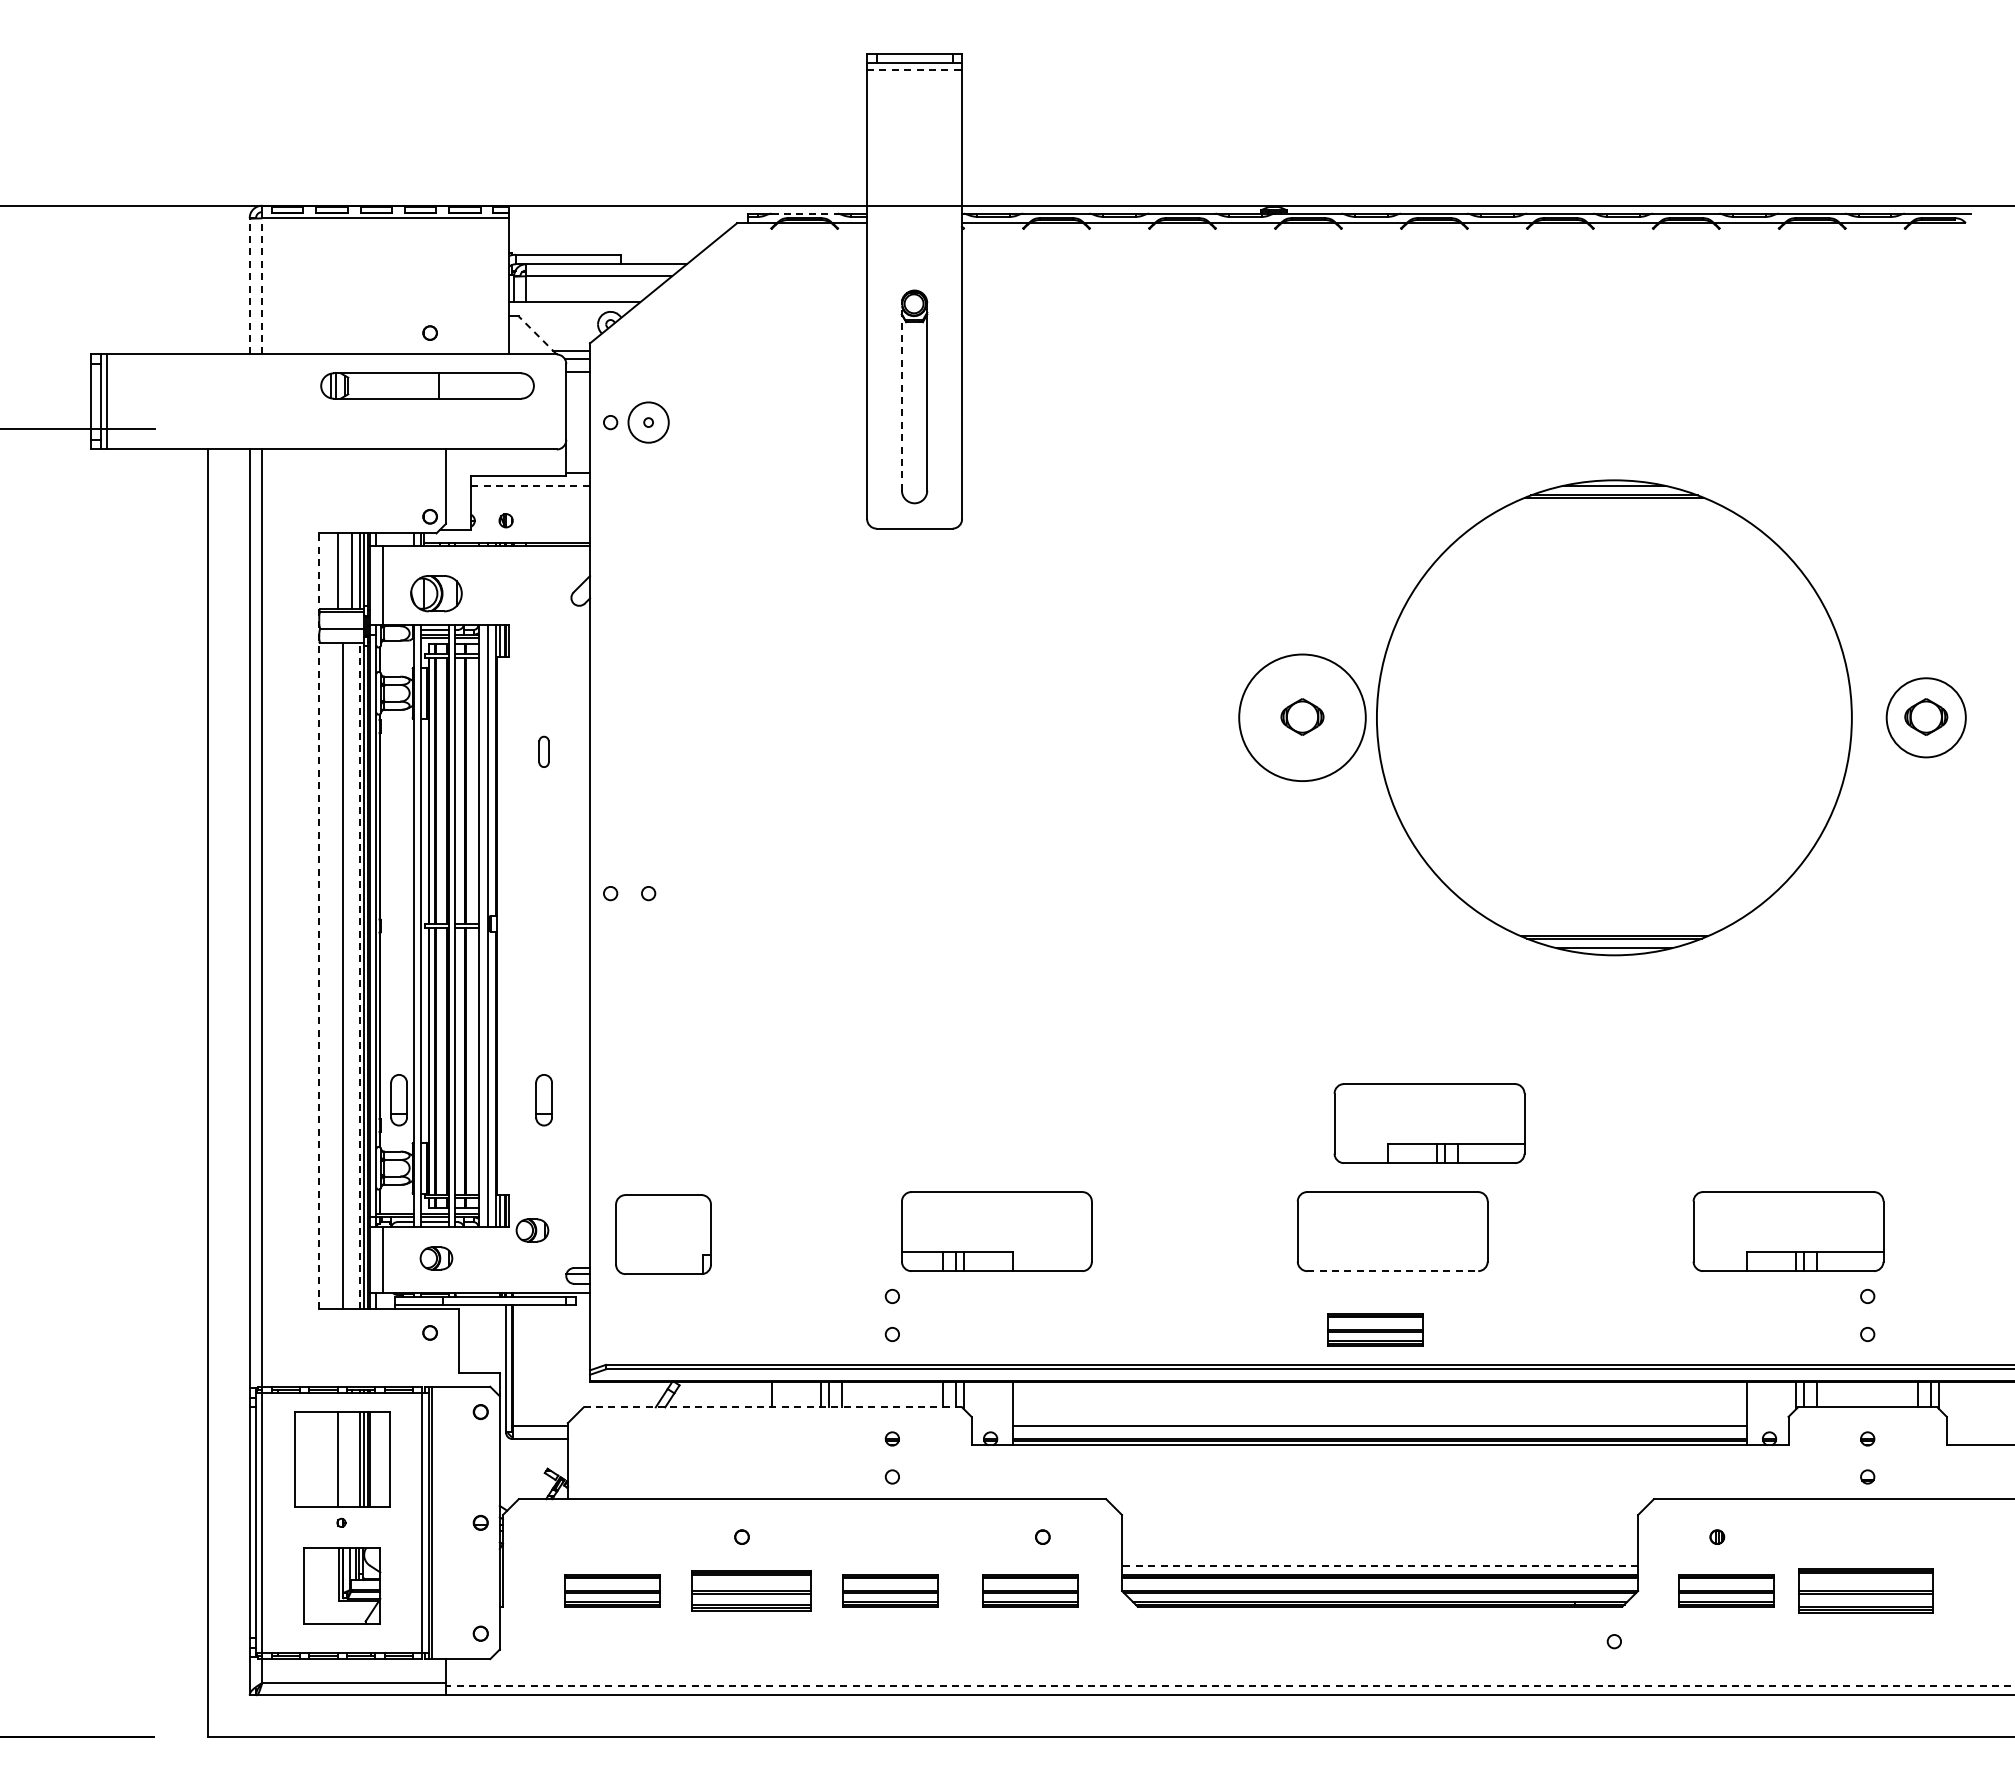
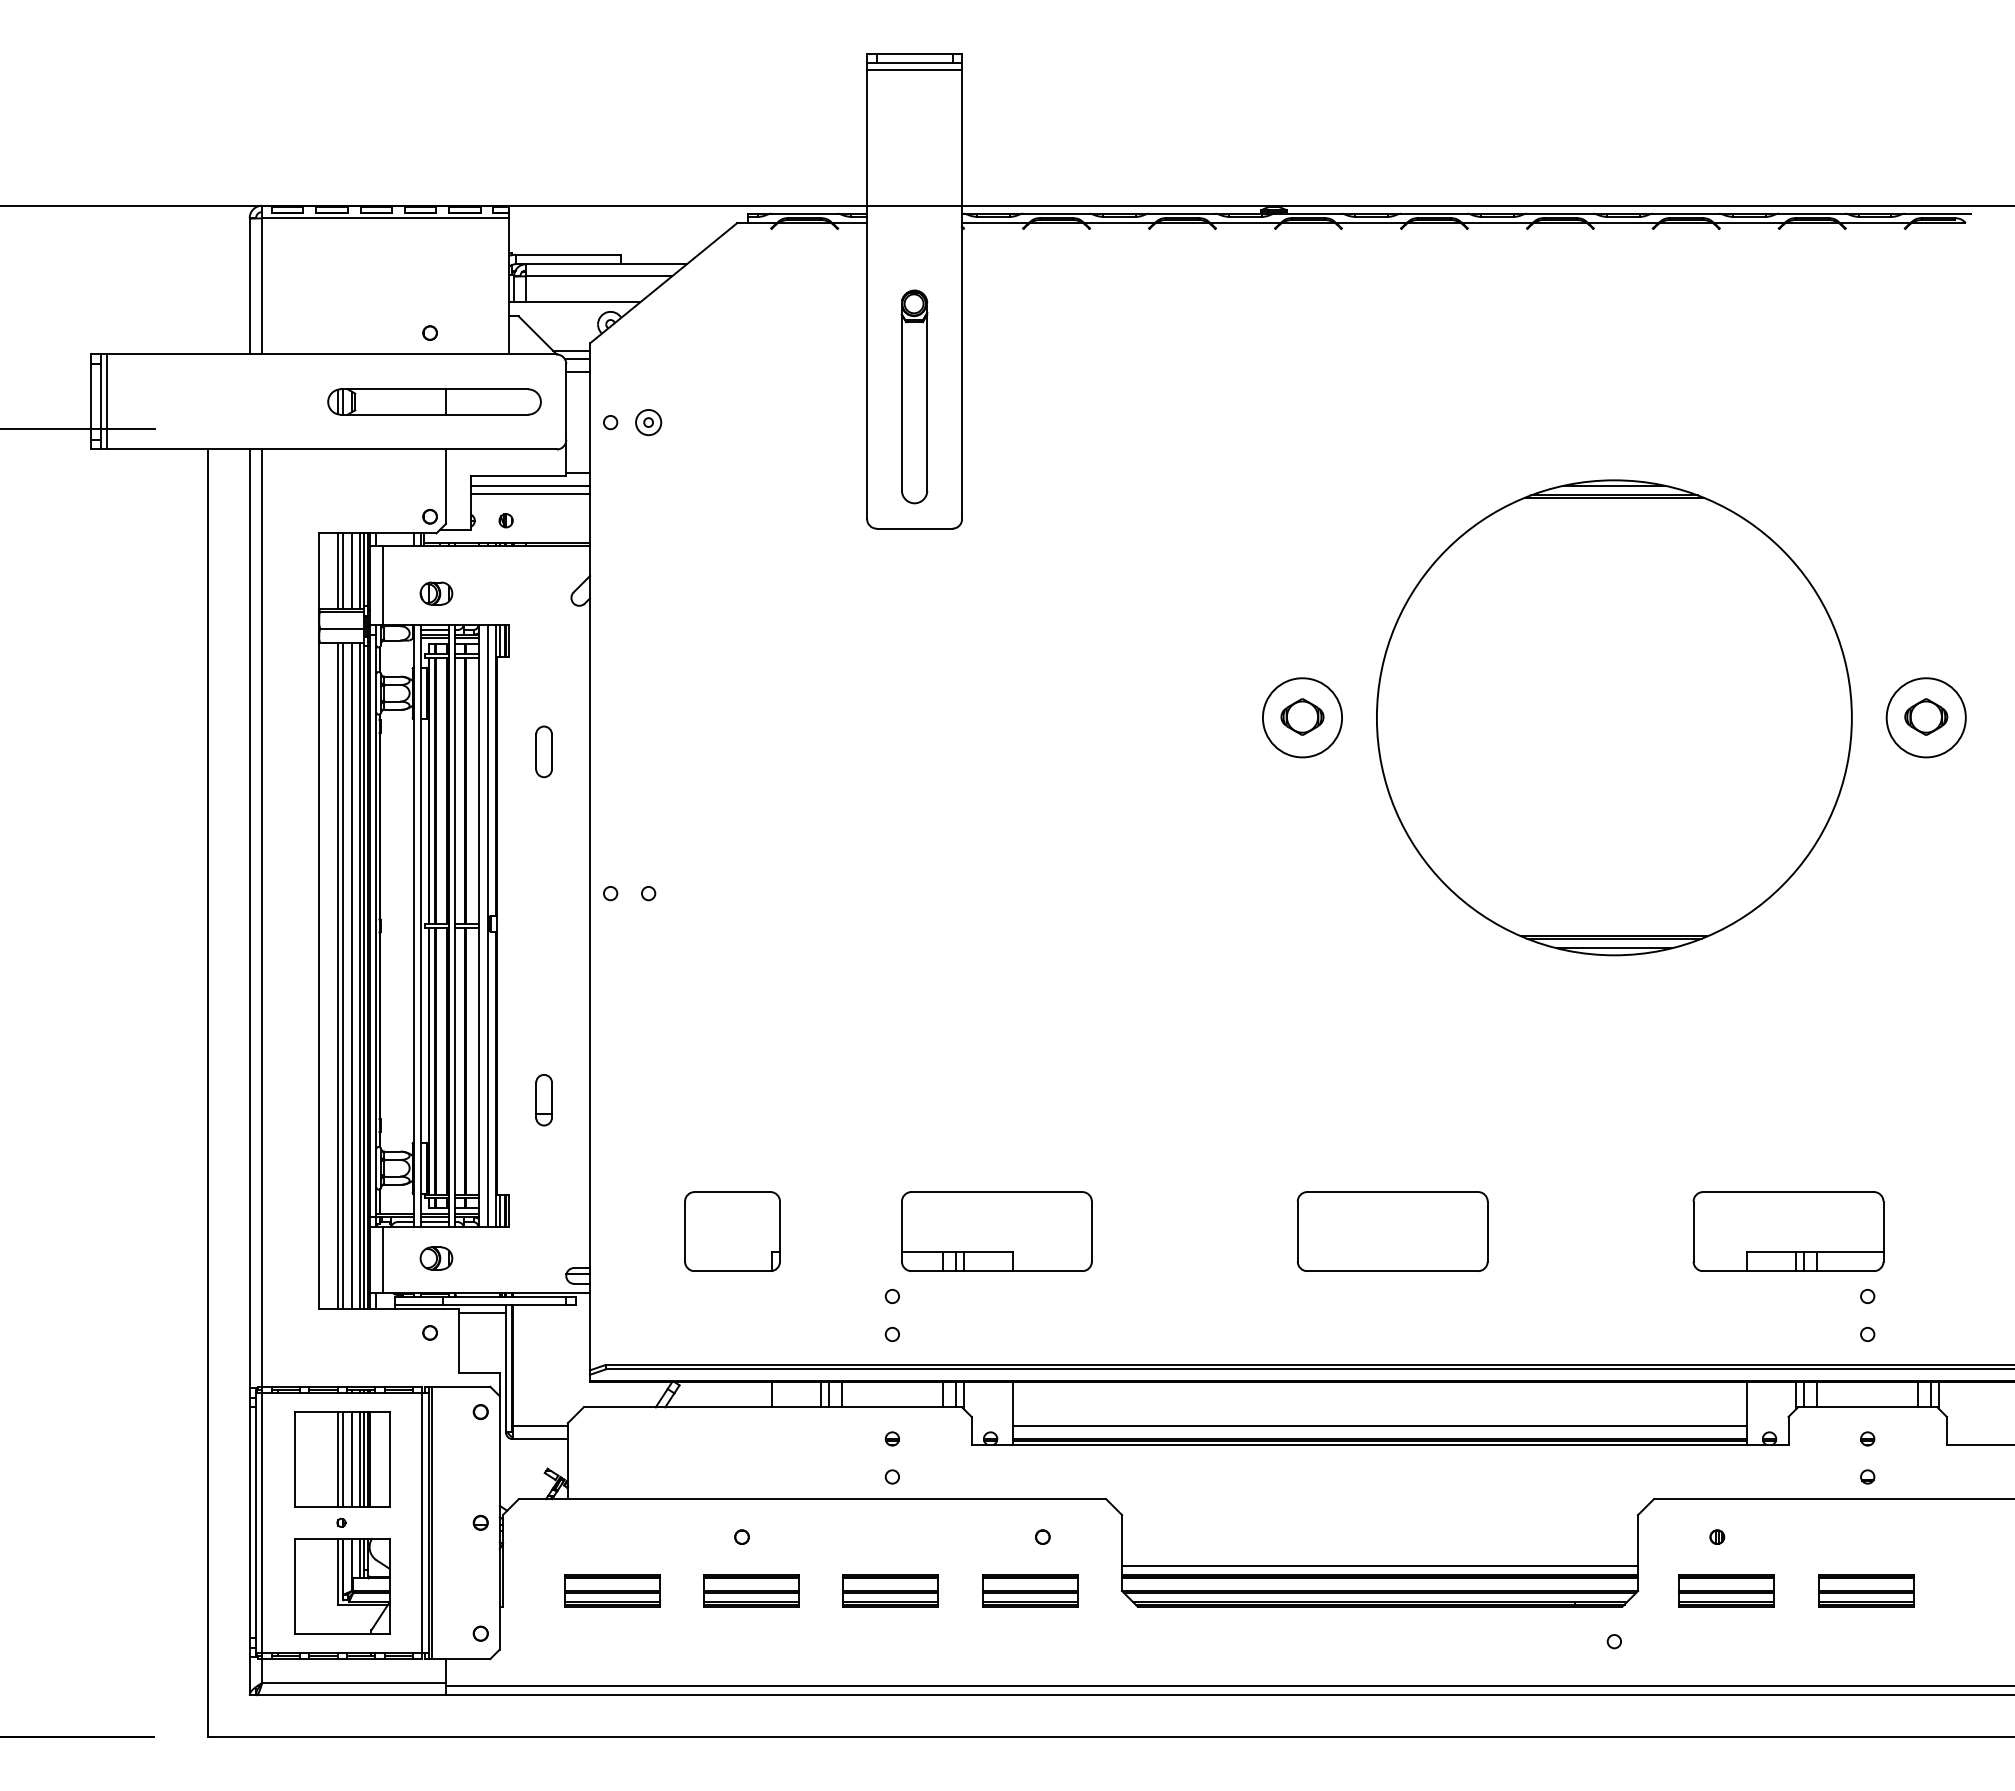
line: dashed -> solid (914, 69)
line: dashed -> solid (804, 213)
line: dashed -> solid (262, 285)
line: dashed -> solid (249, 286)
line: dashed -> solid (537, 335)
part position: (427, 385) -> (434, 401) (434, 401)
line: dashed -> solid (901, 396)
circle diameter: 40 px -> 25 px (648, 422)
line: dashed -> solid (531, 485)
line: none -> present (530, 494)
line: none -> present (343, 571)
part size: 53x38 px -> 35x25 px (436, 593)
circle diameter: 127 px -> 79 px (1302, 717)
part size: 12x33 px -> 18x54 px (543, 751)
line: dashed -> solid (319, 921)
line: dashed -> solid (359, 975)
line: none -> present (338, 976)
line: none -> present (351, 976)
part: present -> none (398, 1100)
part: present -> none (1429, 1123)
part: present -> none (532, 1230)
part position: (663, 1234) -> (732, 1231) (732, 1231)
line: dashed -> solid (1393, 1271)
line: none -> present (482, 1313)
part: present -> none (1375, 1329)
line: dashed -> solid (772, 1407)
line: none -> present (343, 1459)
line: none -> present (351, 1459)
line: dashed -> solid (1379, 1565)
part size: 79x78 px -> 97x97 px (342, 1586)
part size: 121x42 px -> 97x34 px (751, 1590)
part size: 136x46 px -> 97x34 px (1866, 1590)
line: dashed -> solid (1229, 1686)
